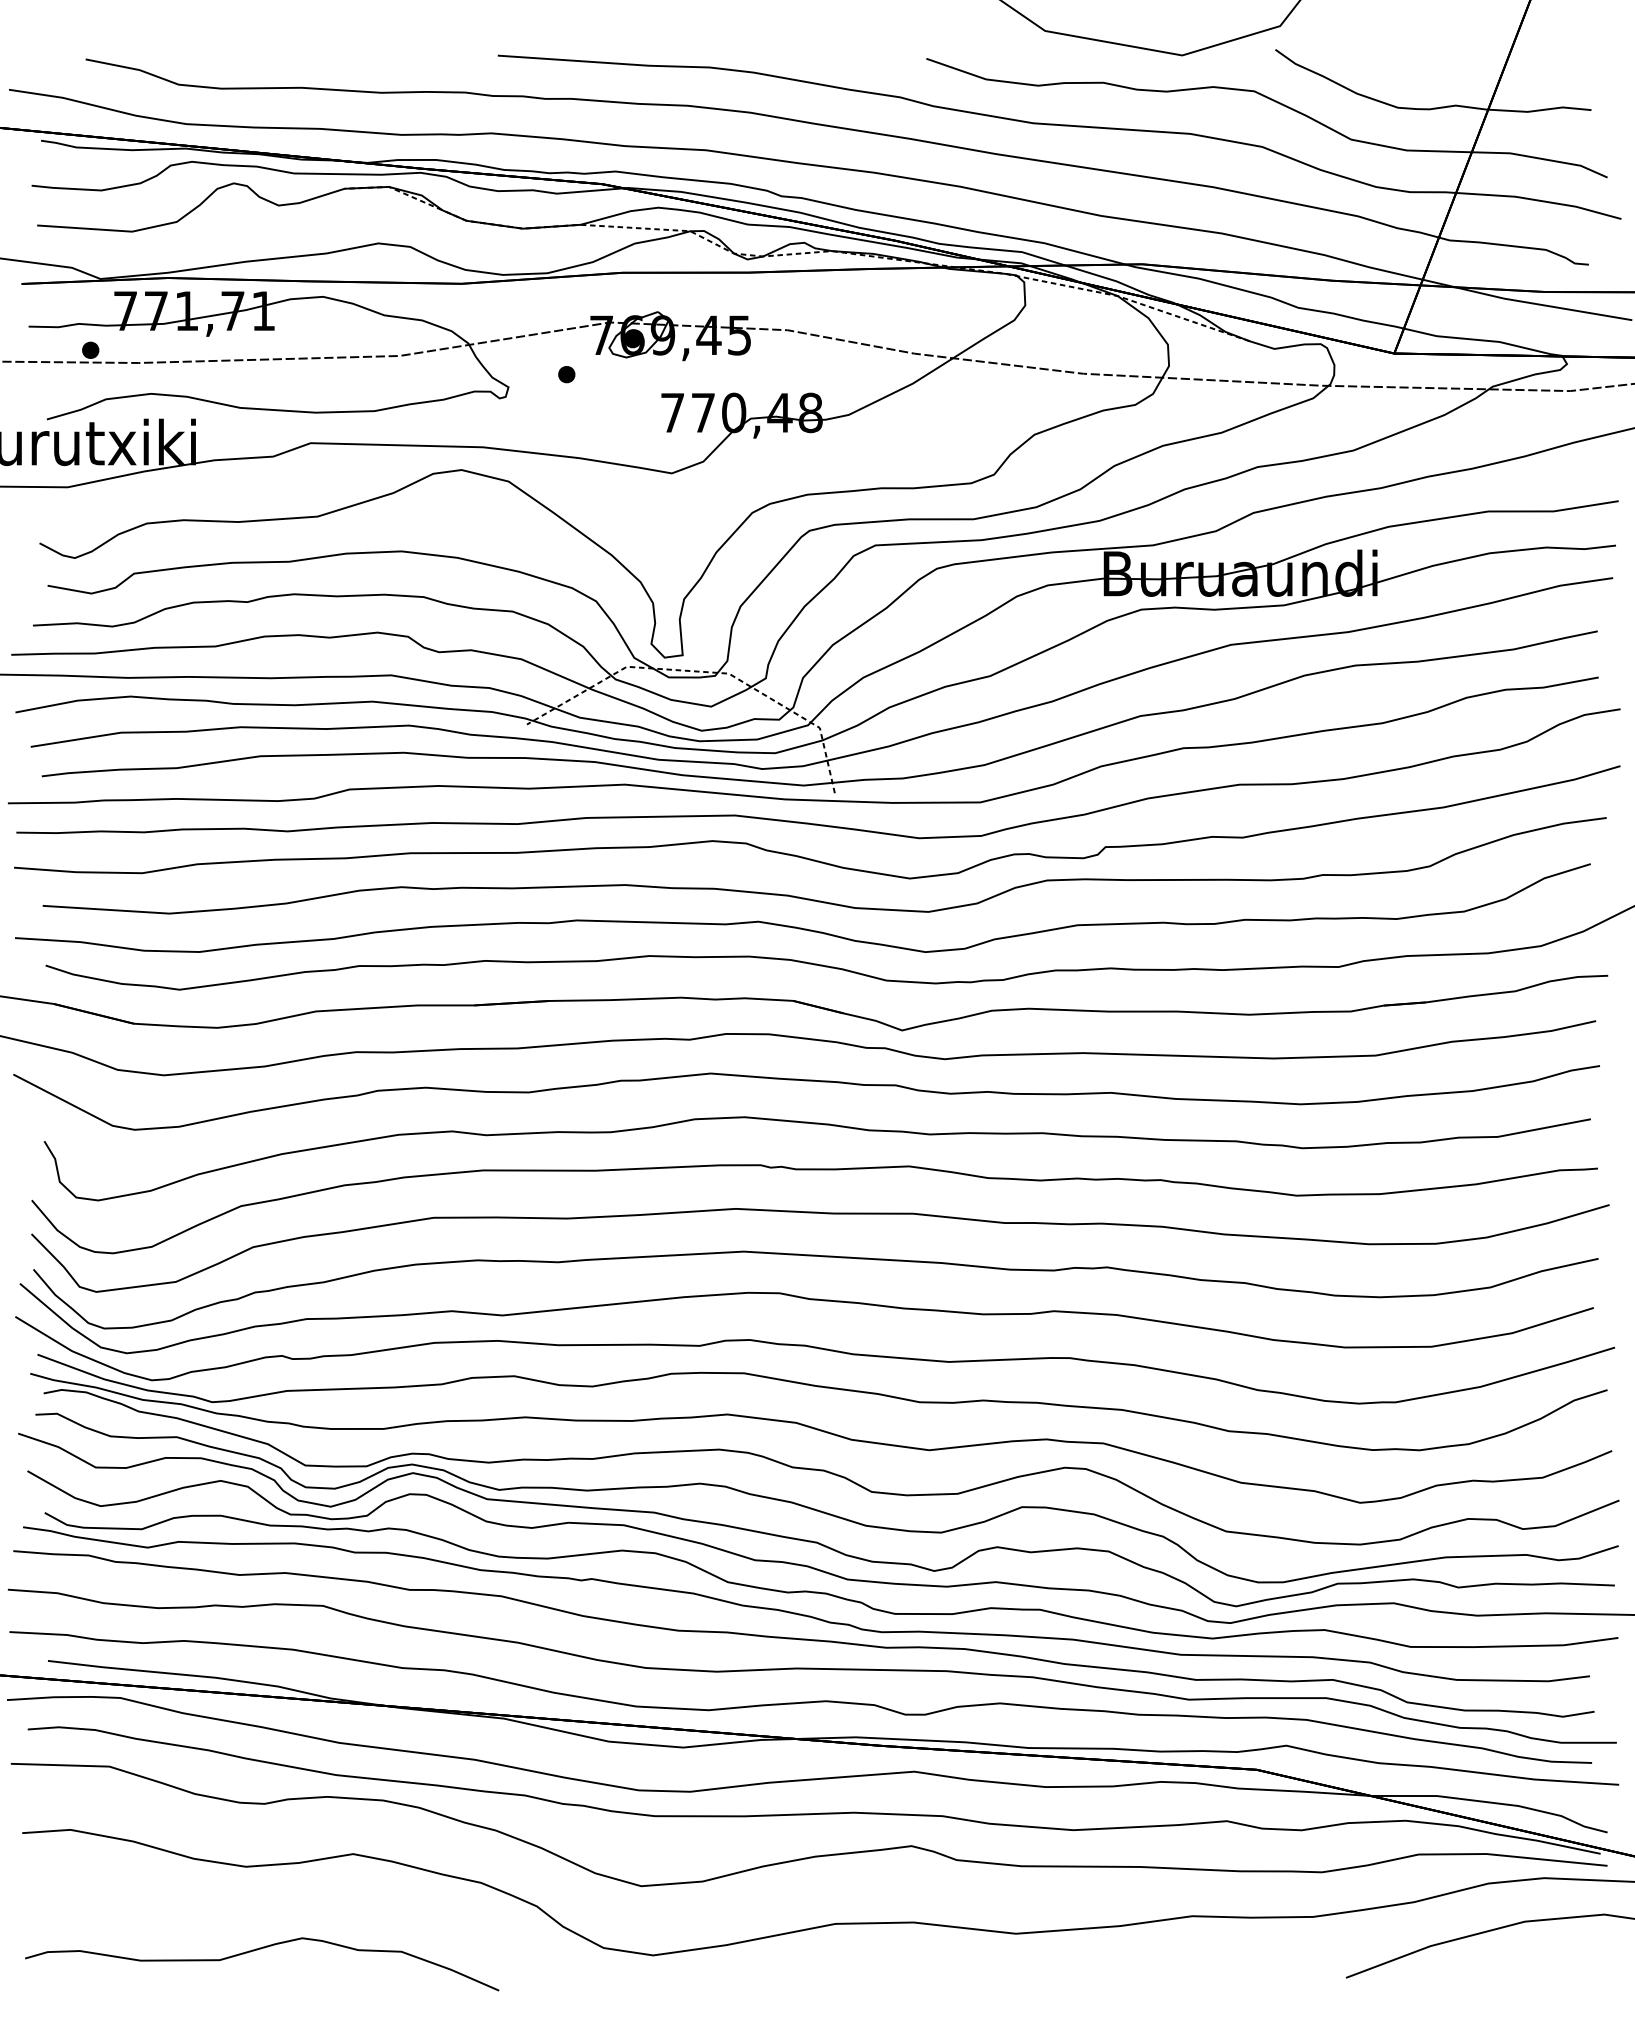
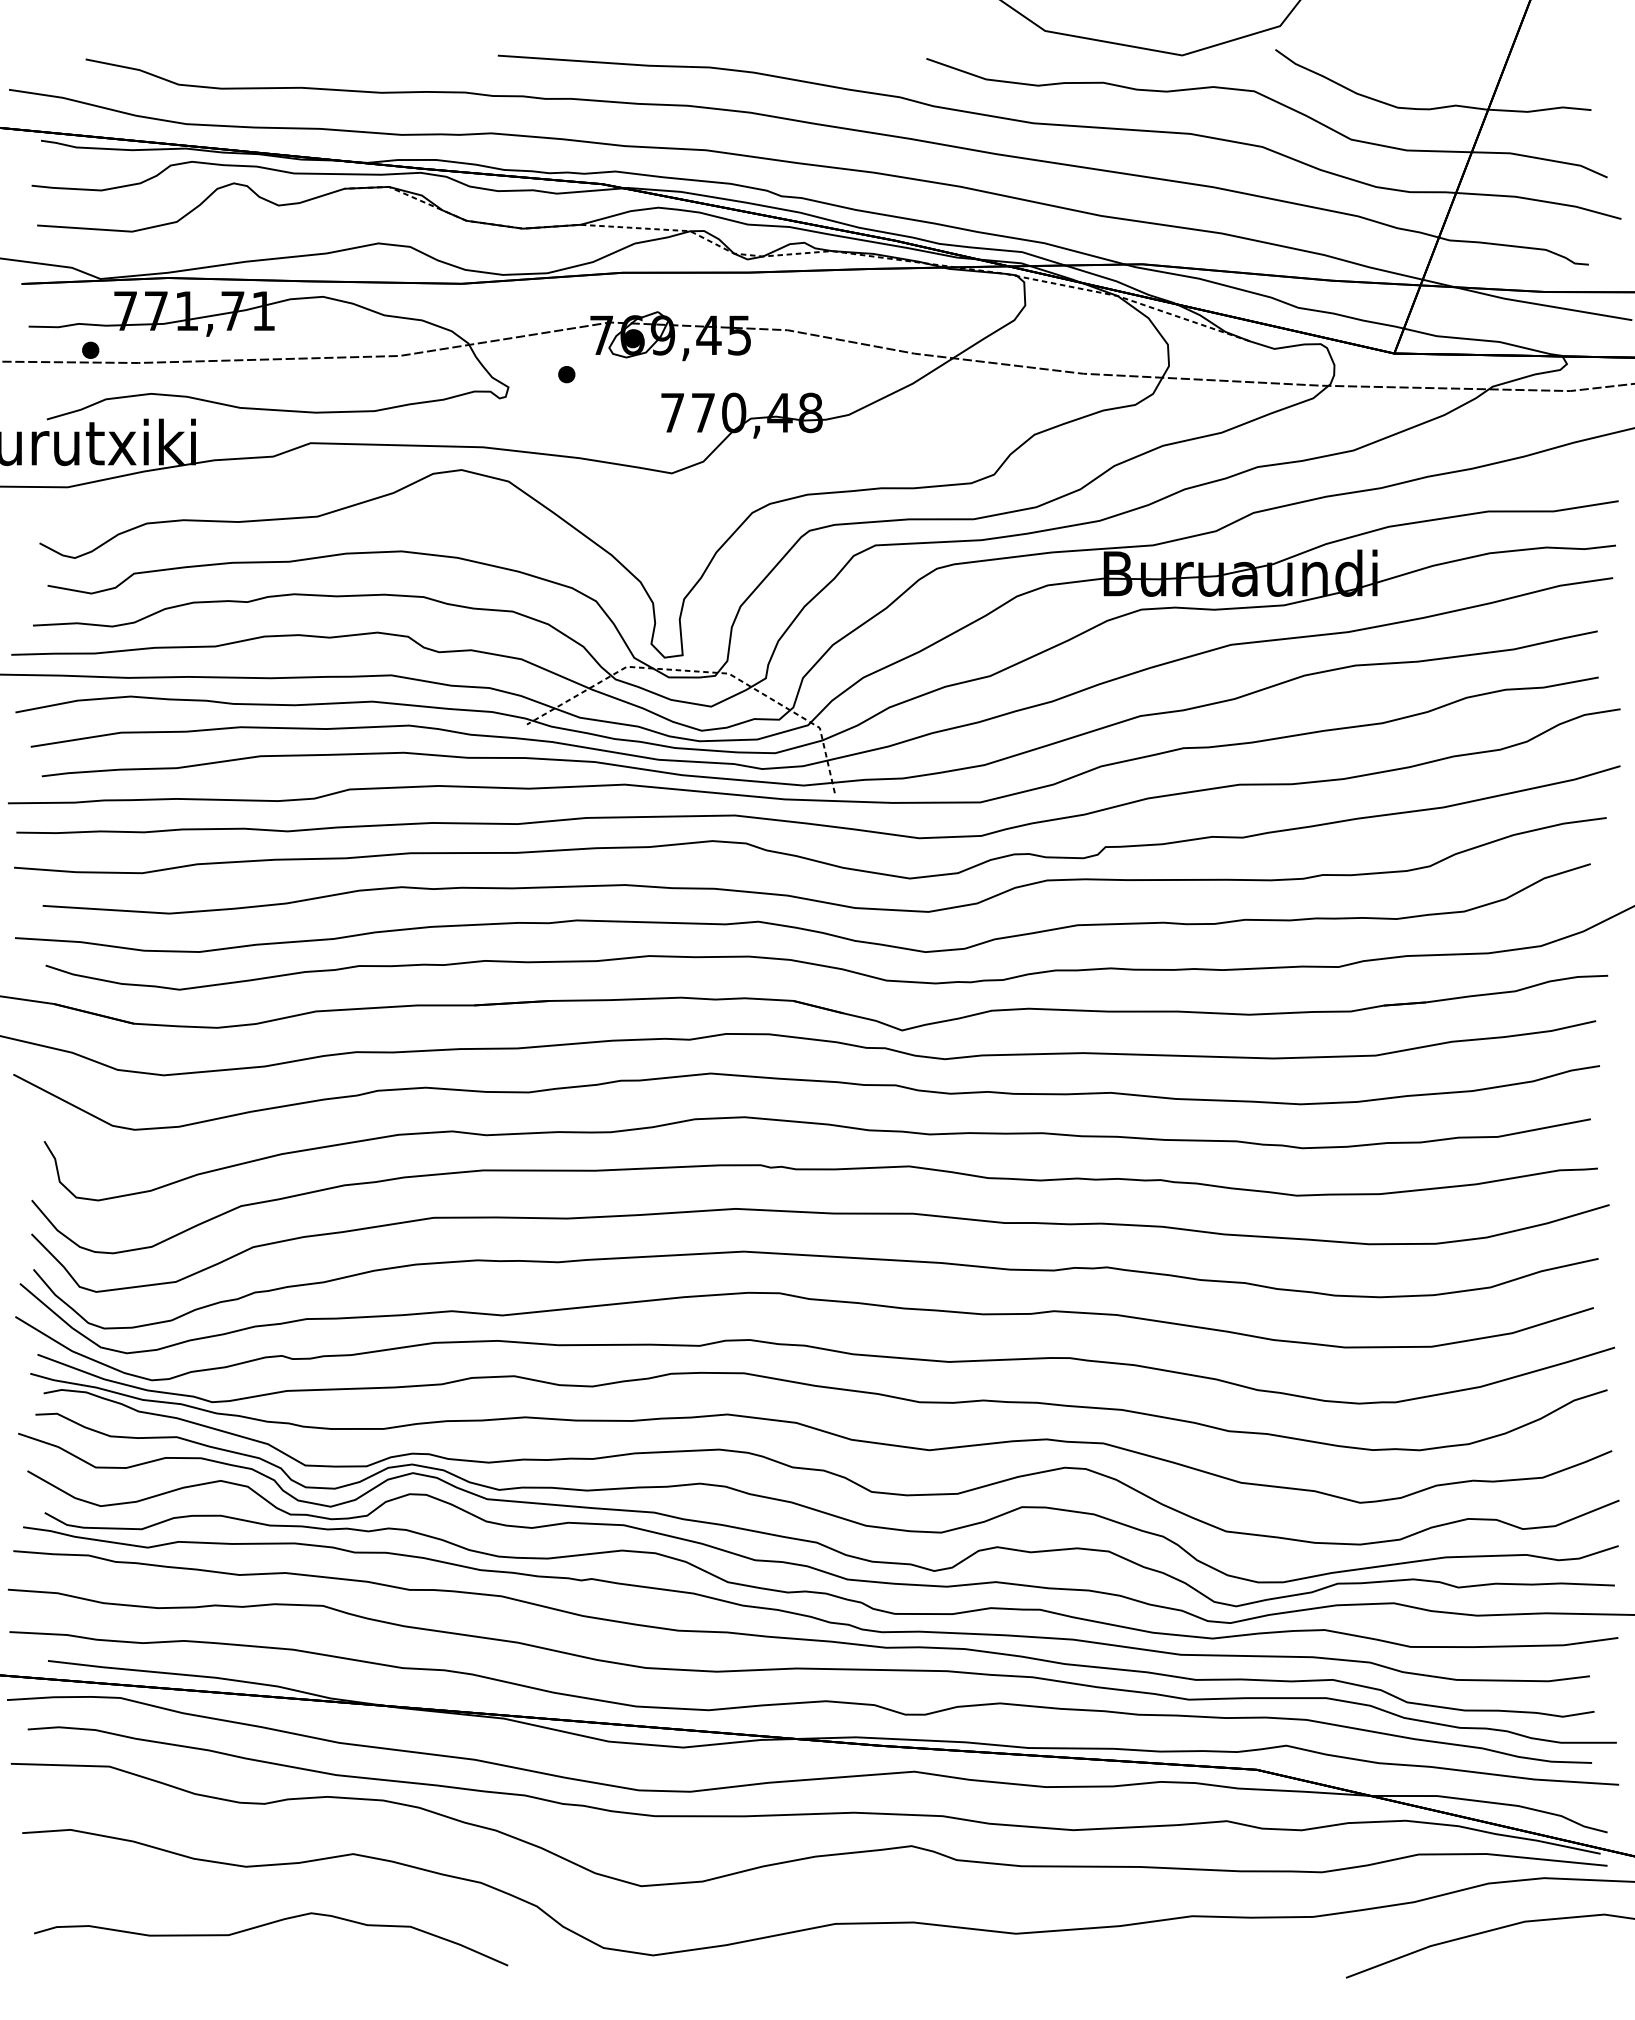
curve position: (257, 1950) -> (266, 1925) (266, 1925)
